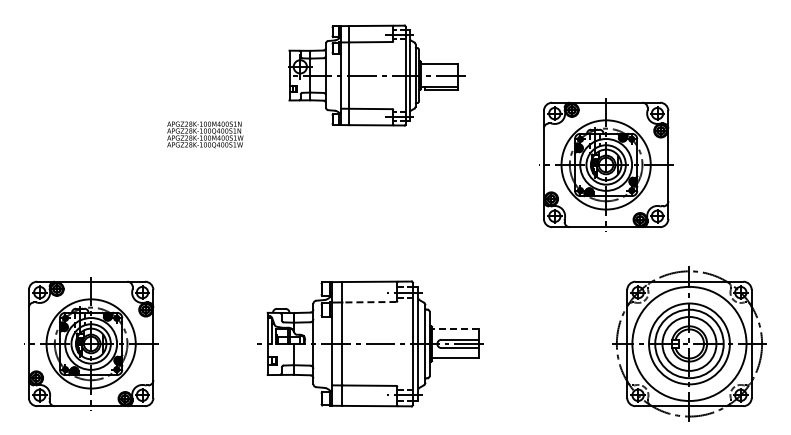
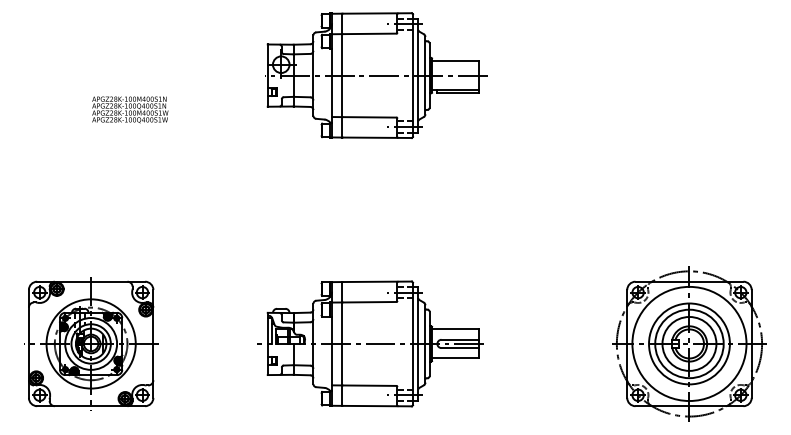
part size: 178x103 px -> 223x127 px (376, 75)
text position: (205, 134) -> (130, 109) (130, 109)
part: present -> none (606, 164)
line: dashed -> solid (369, 302)
line: dashed -> solid (455, 329)
